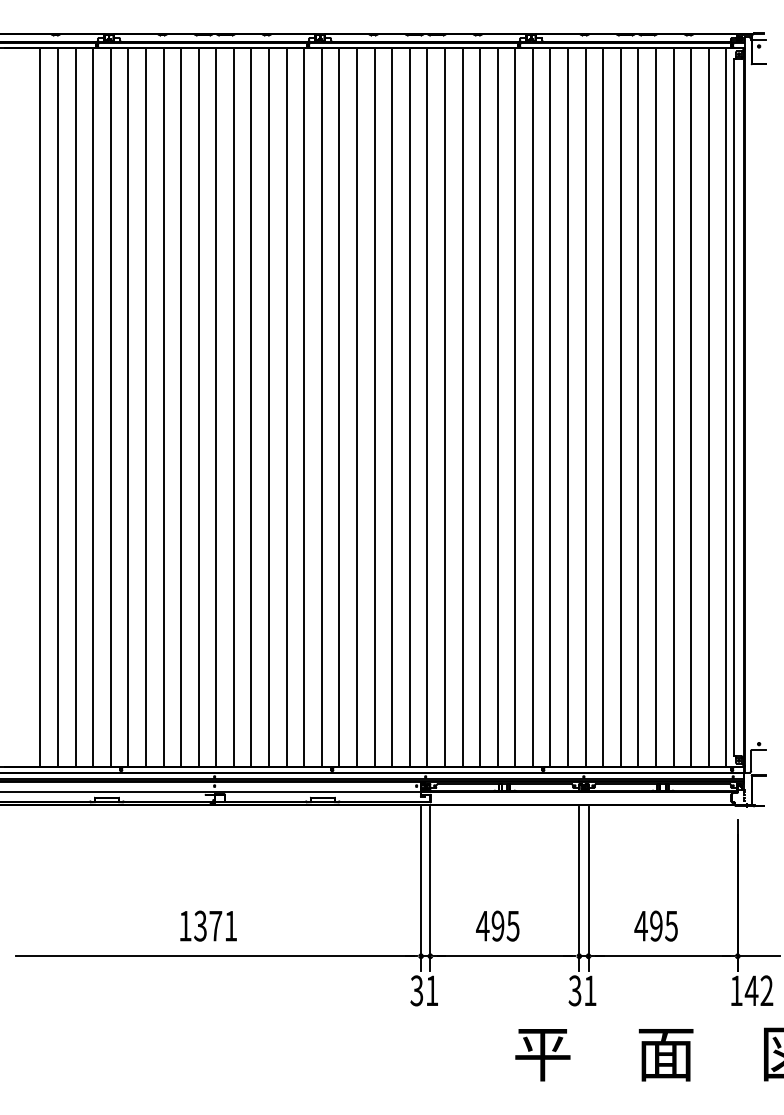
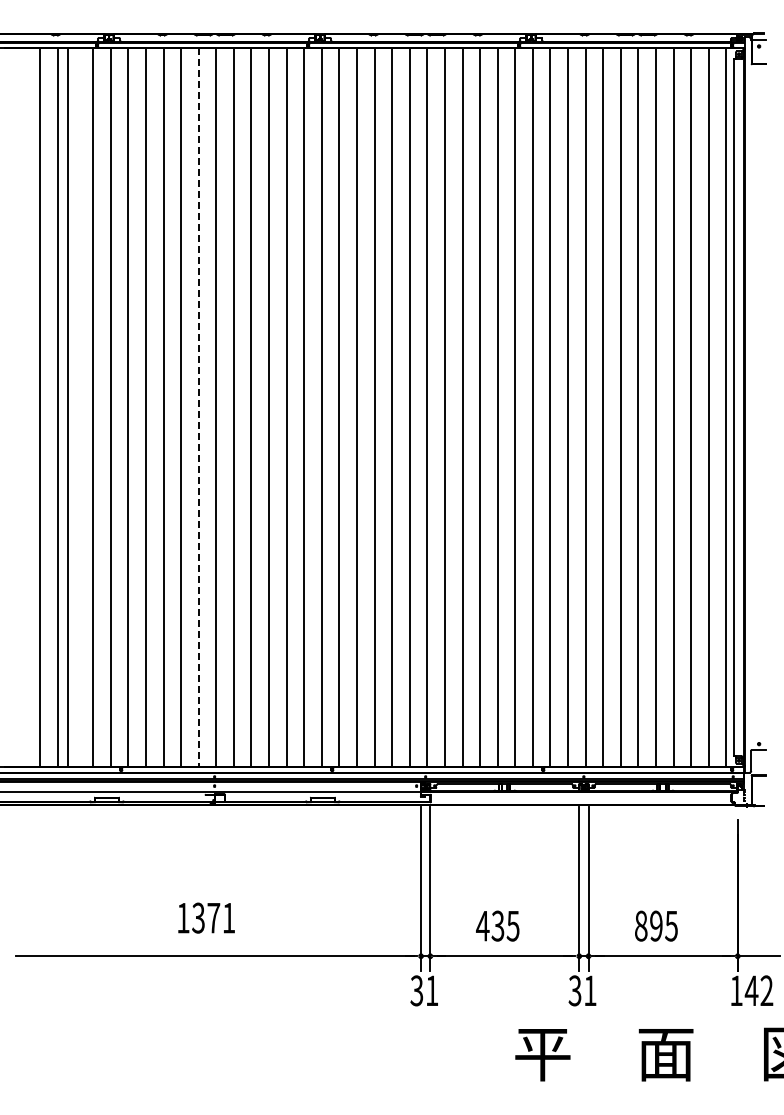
line position: (75, 407) -> (67, 407) (67, 407)
line: solid -> dashed (198, 408)
text position: (208, 925) -> (206, 917) (206, 917)
text: 495 -> 895 (640, 925)
text: 495 -> 435 (497, 926)
